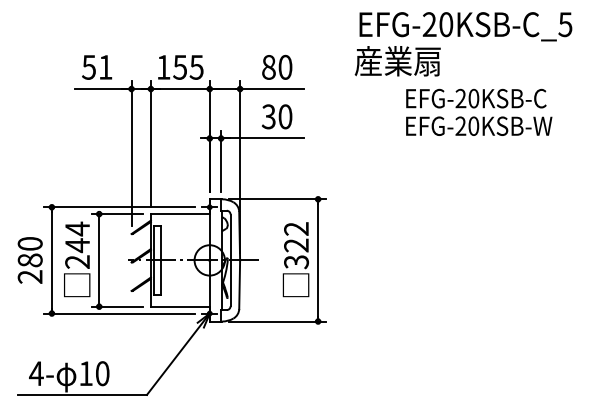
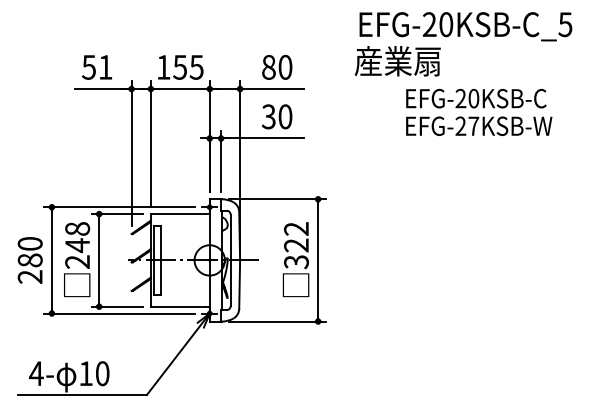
text: EFG-20KSB-W -> EFG-27KSB-W (473, 125)
text: 244 -> 248 (77, 228)
